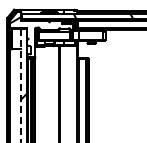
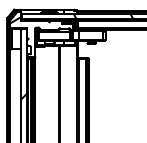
line: dashed -> solid (21, 85)
